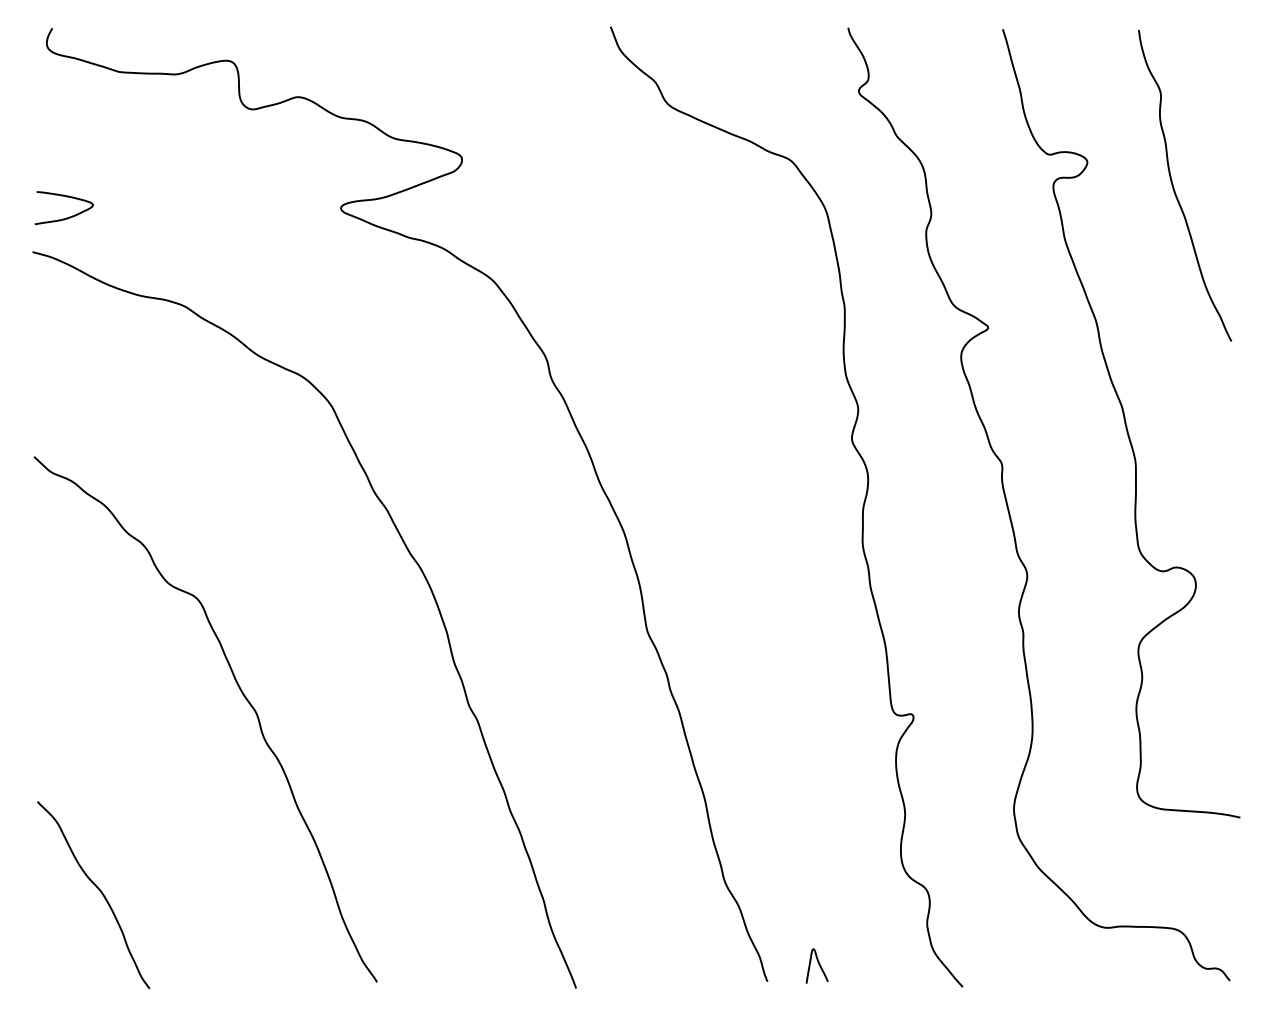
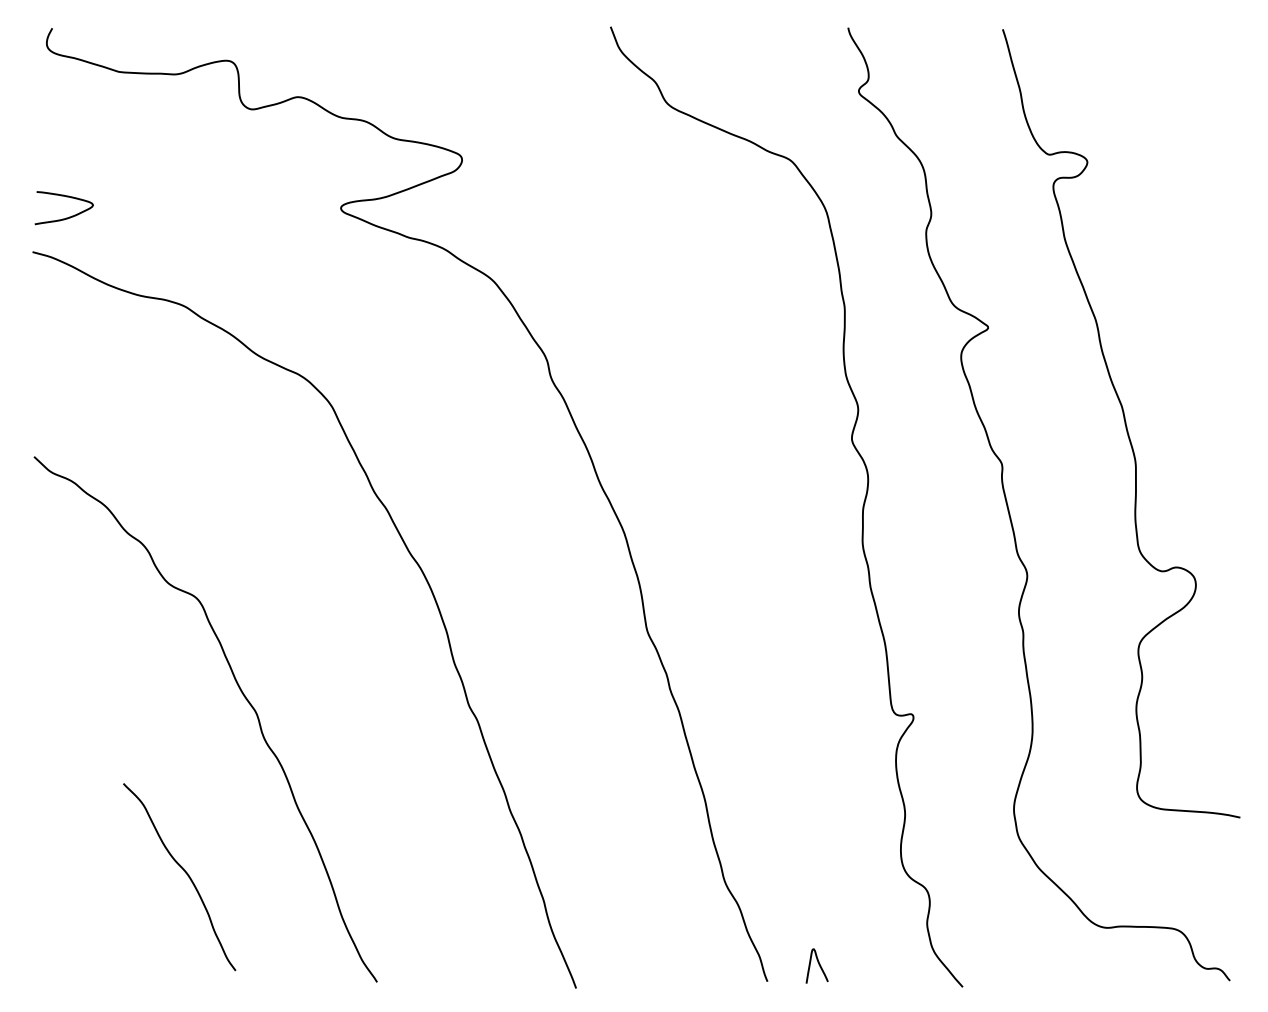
curve: present -> none (1174, 187)
curve position: (98, 890) -> (184, 872) (184, 872)
